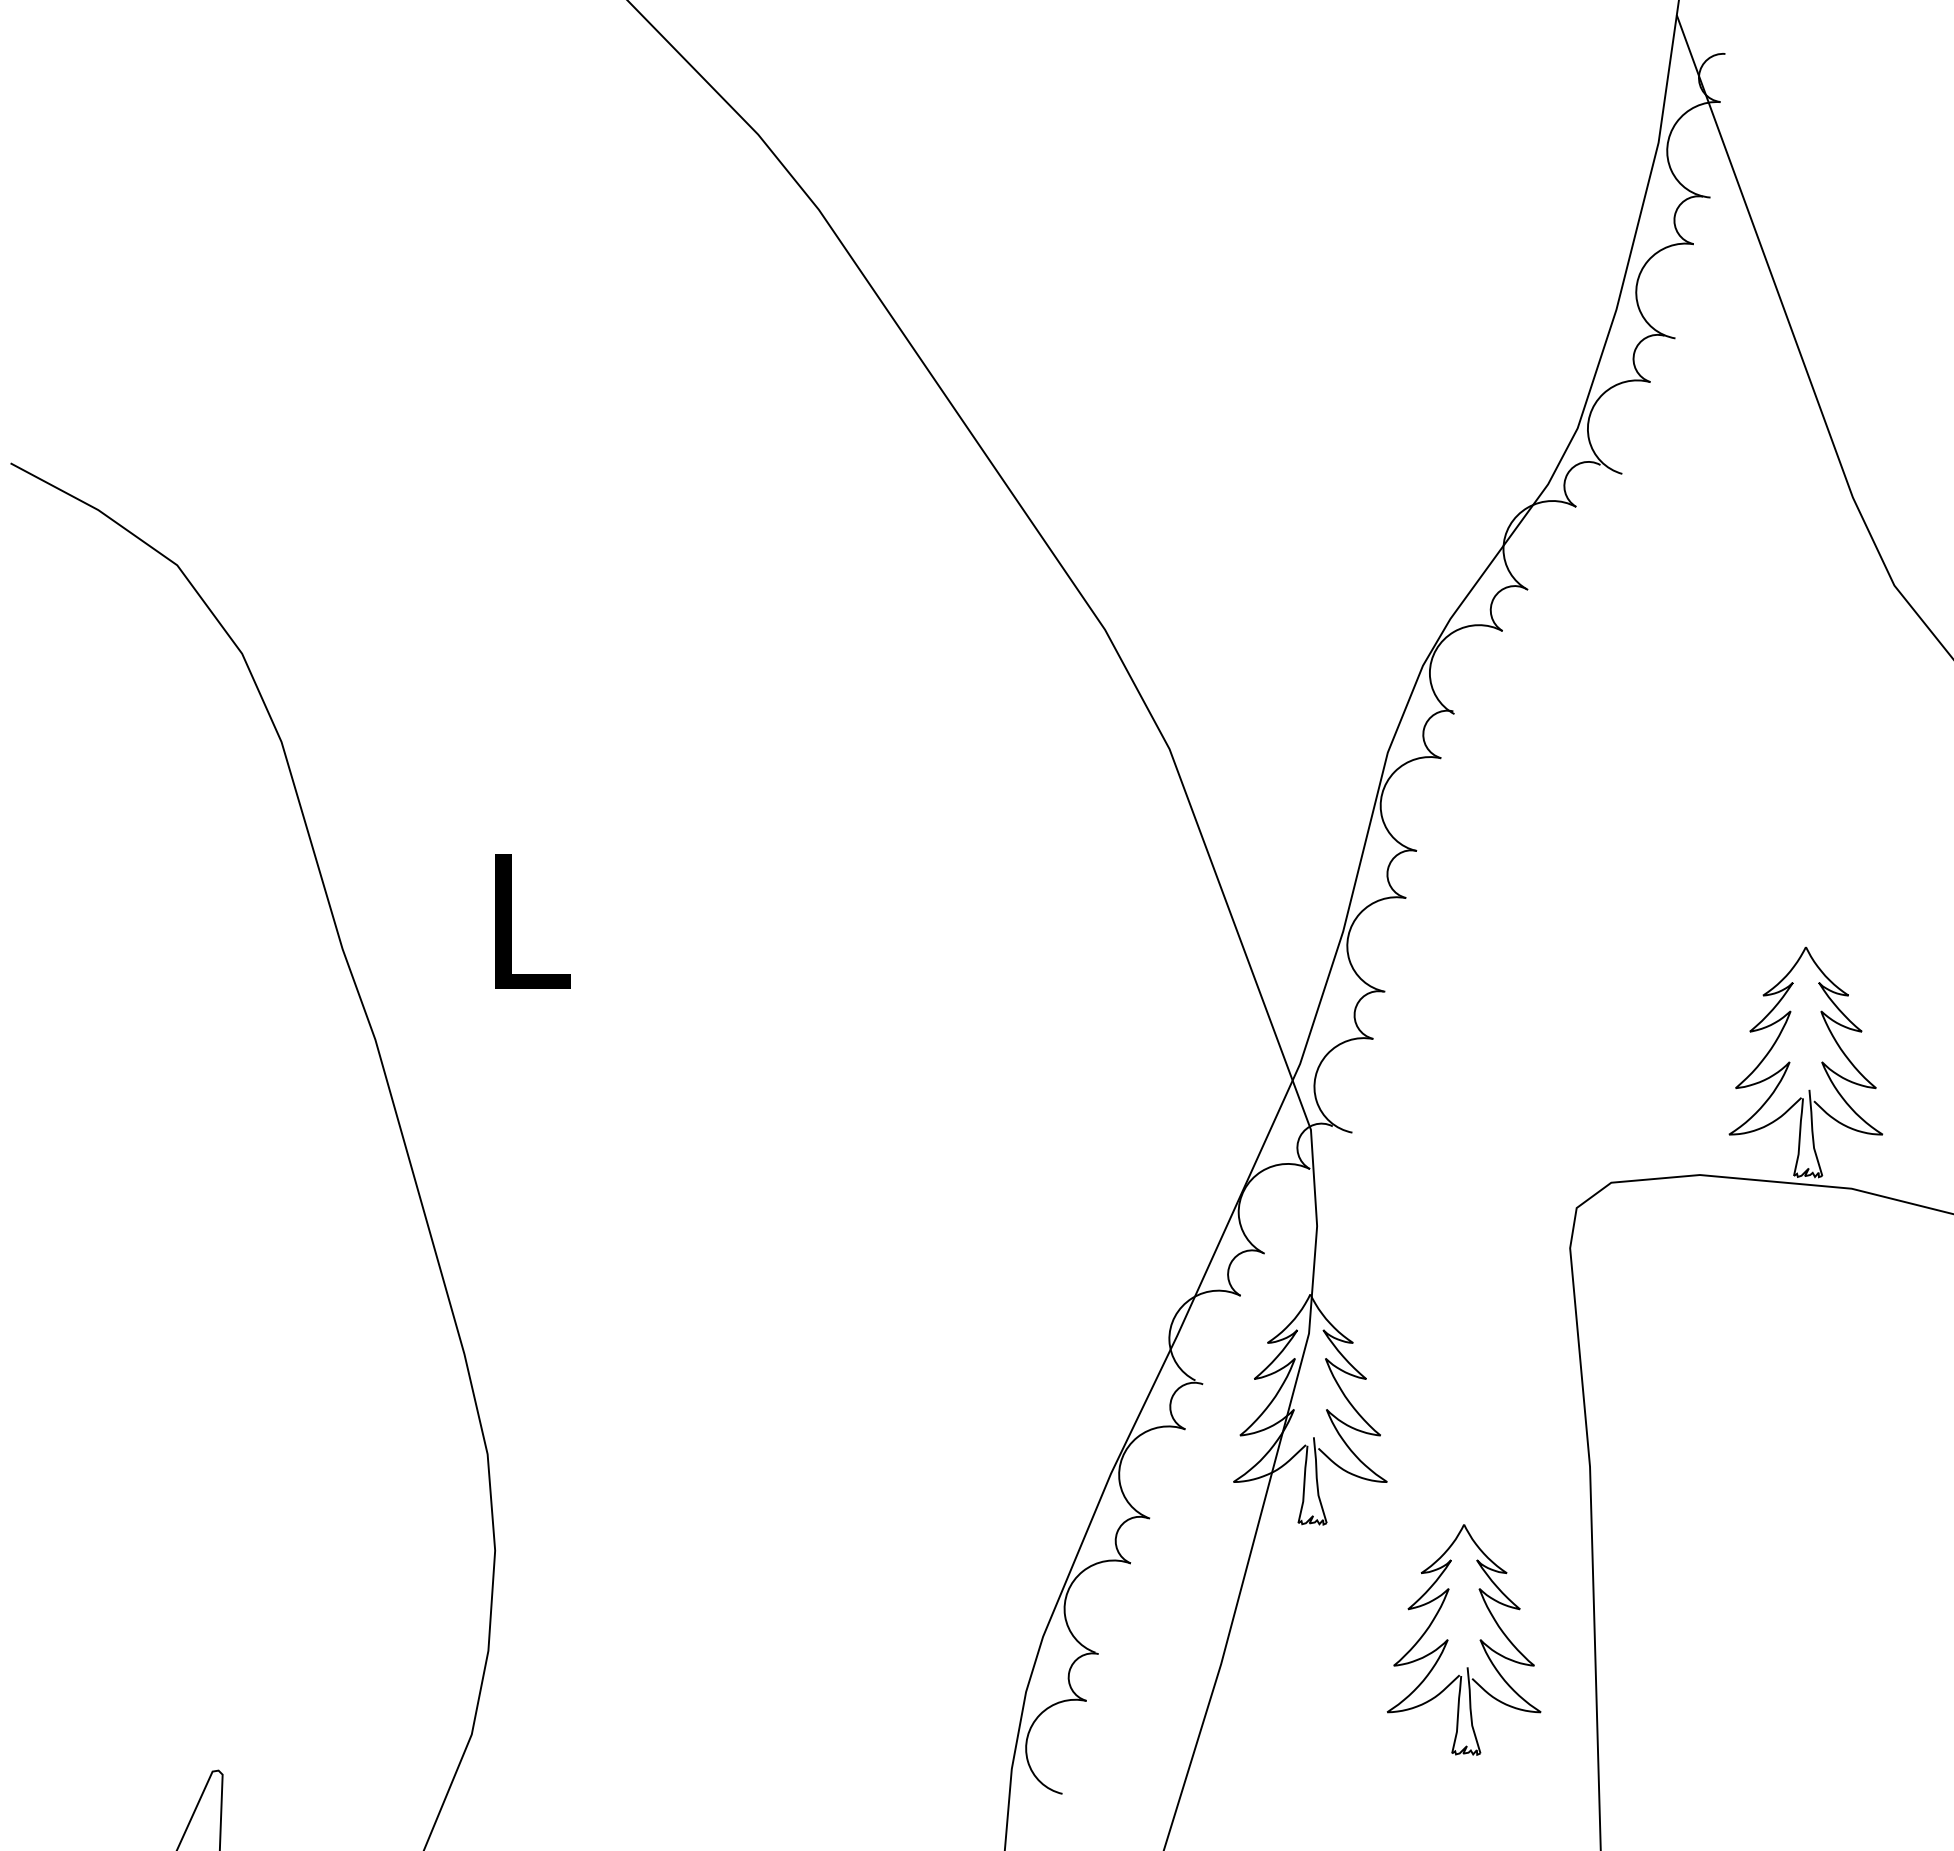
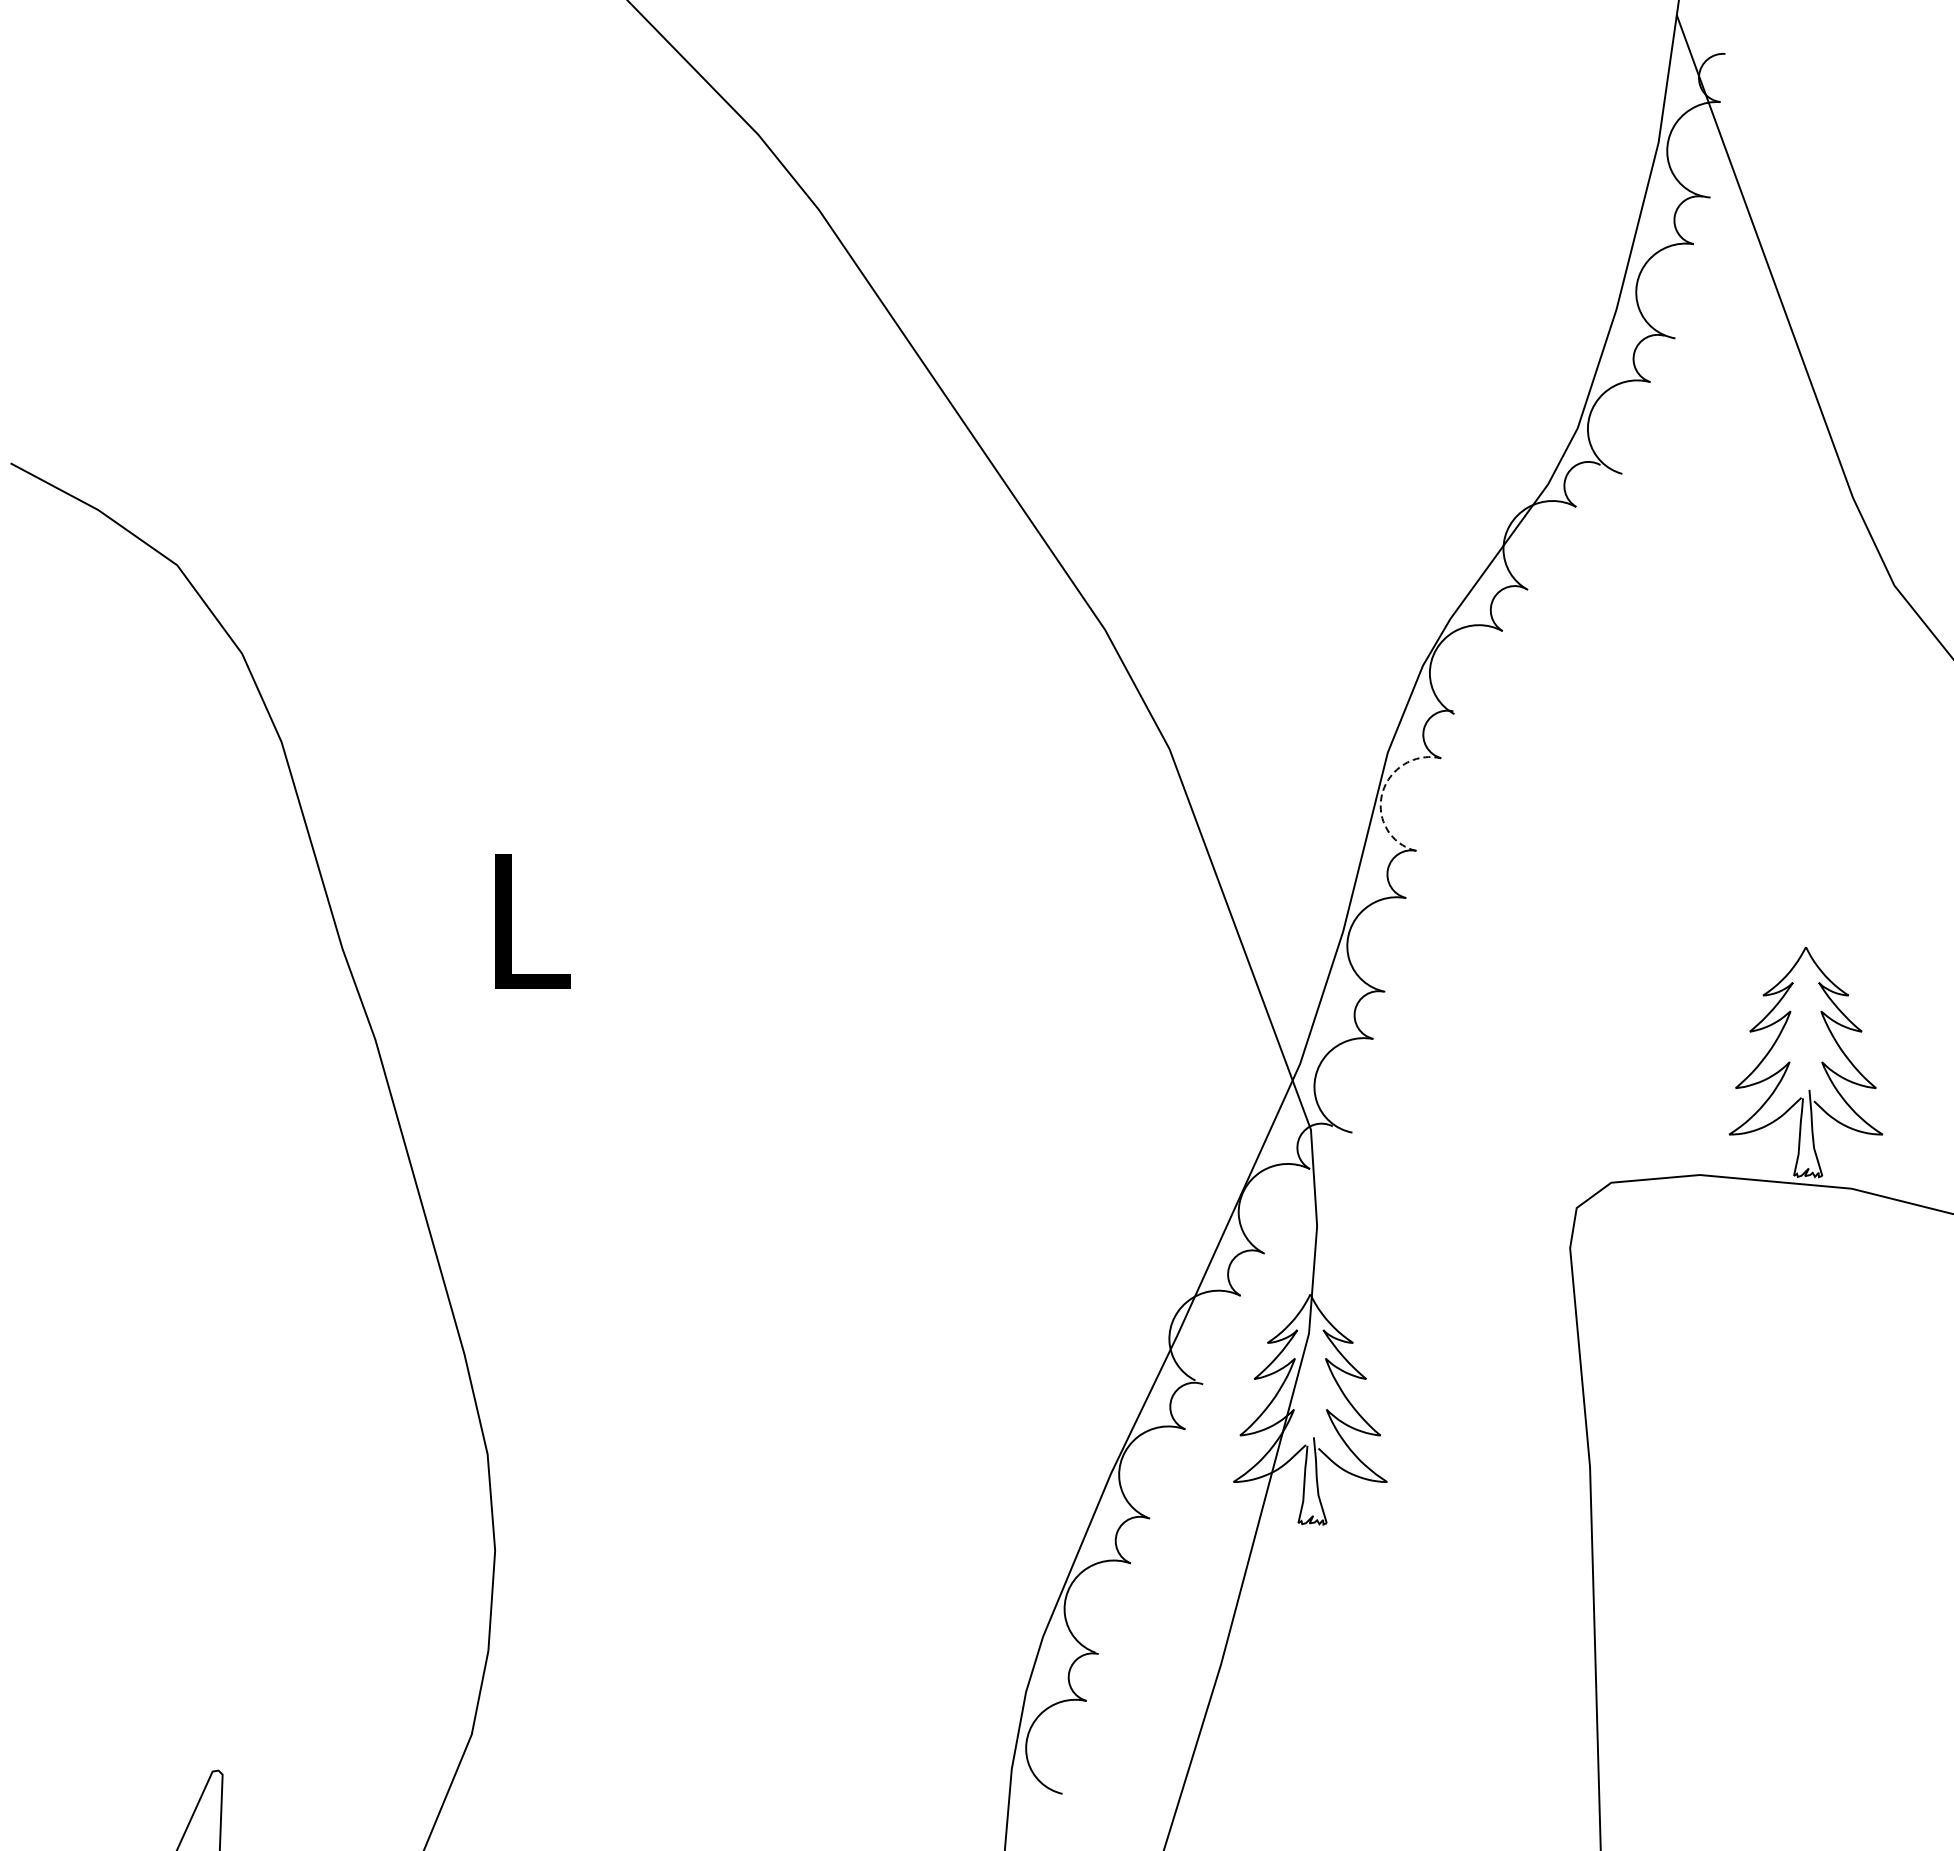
arc: solid -> dashed (1382, 793)
part: present -> none (1448, 1639)
